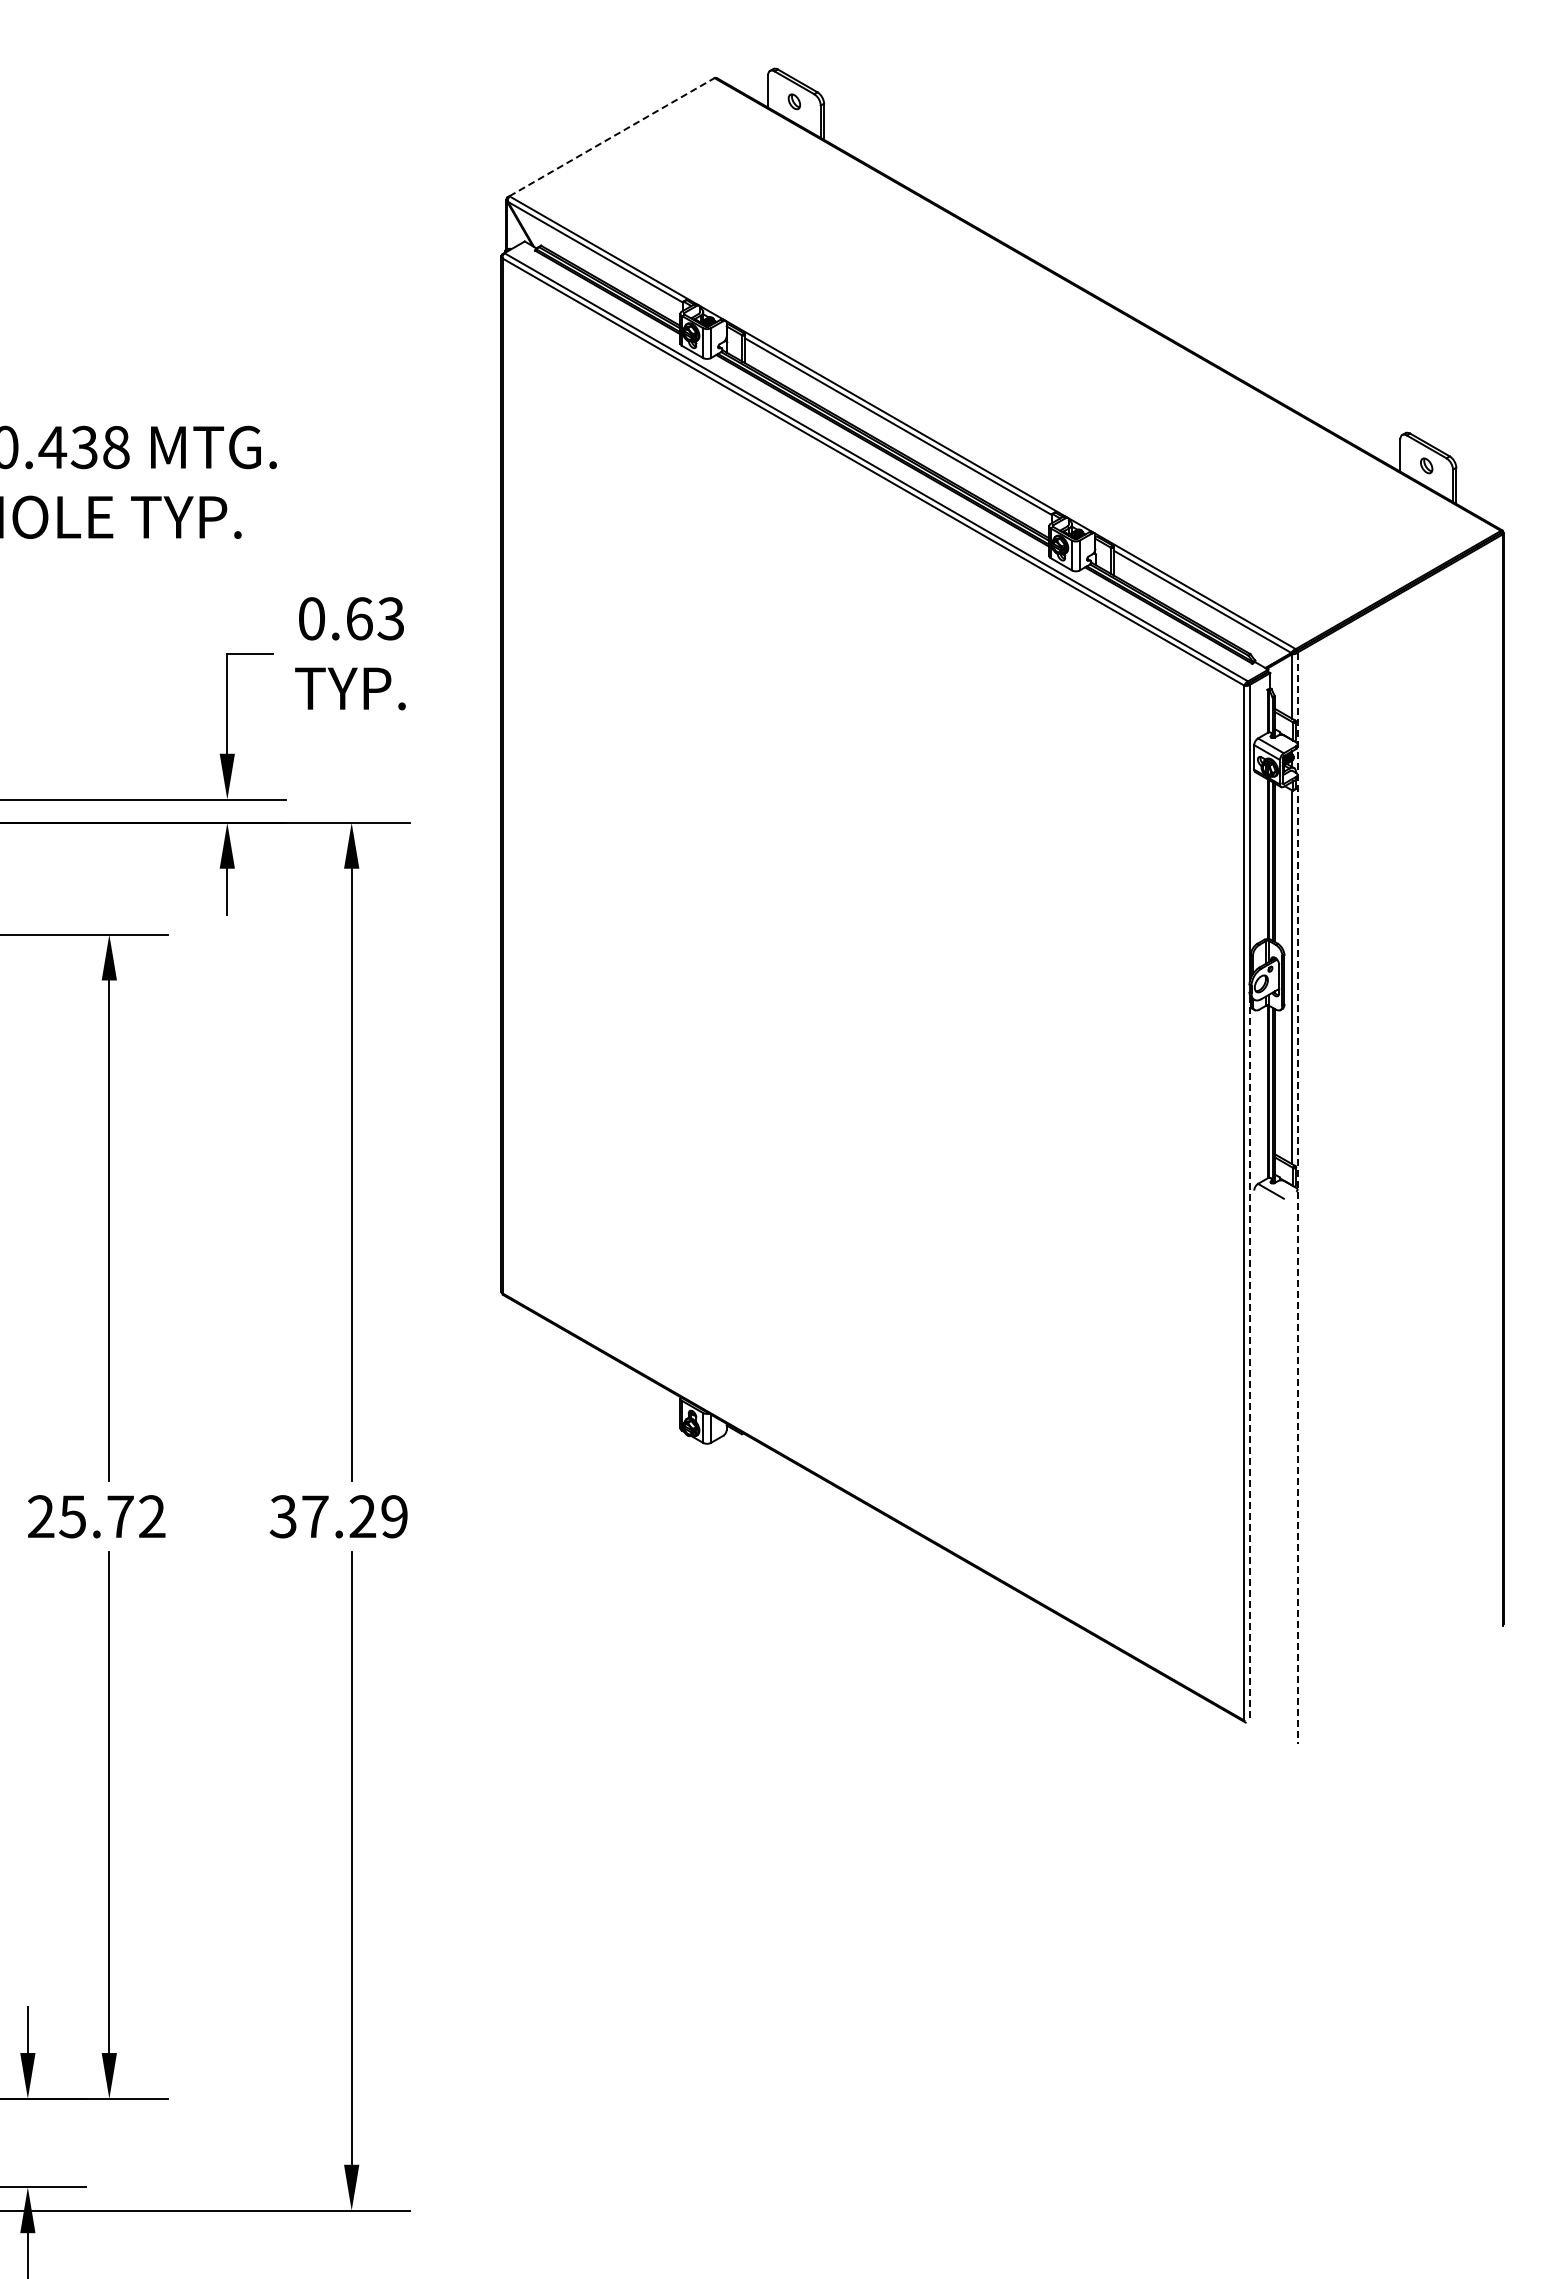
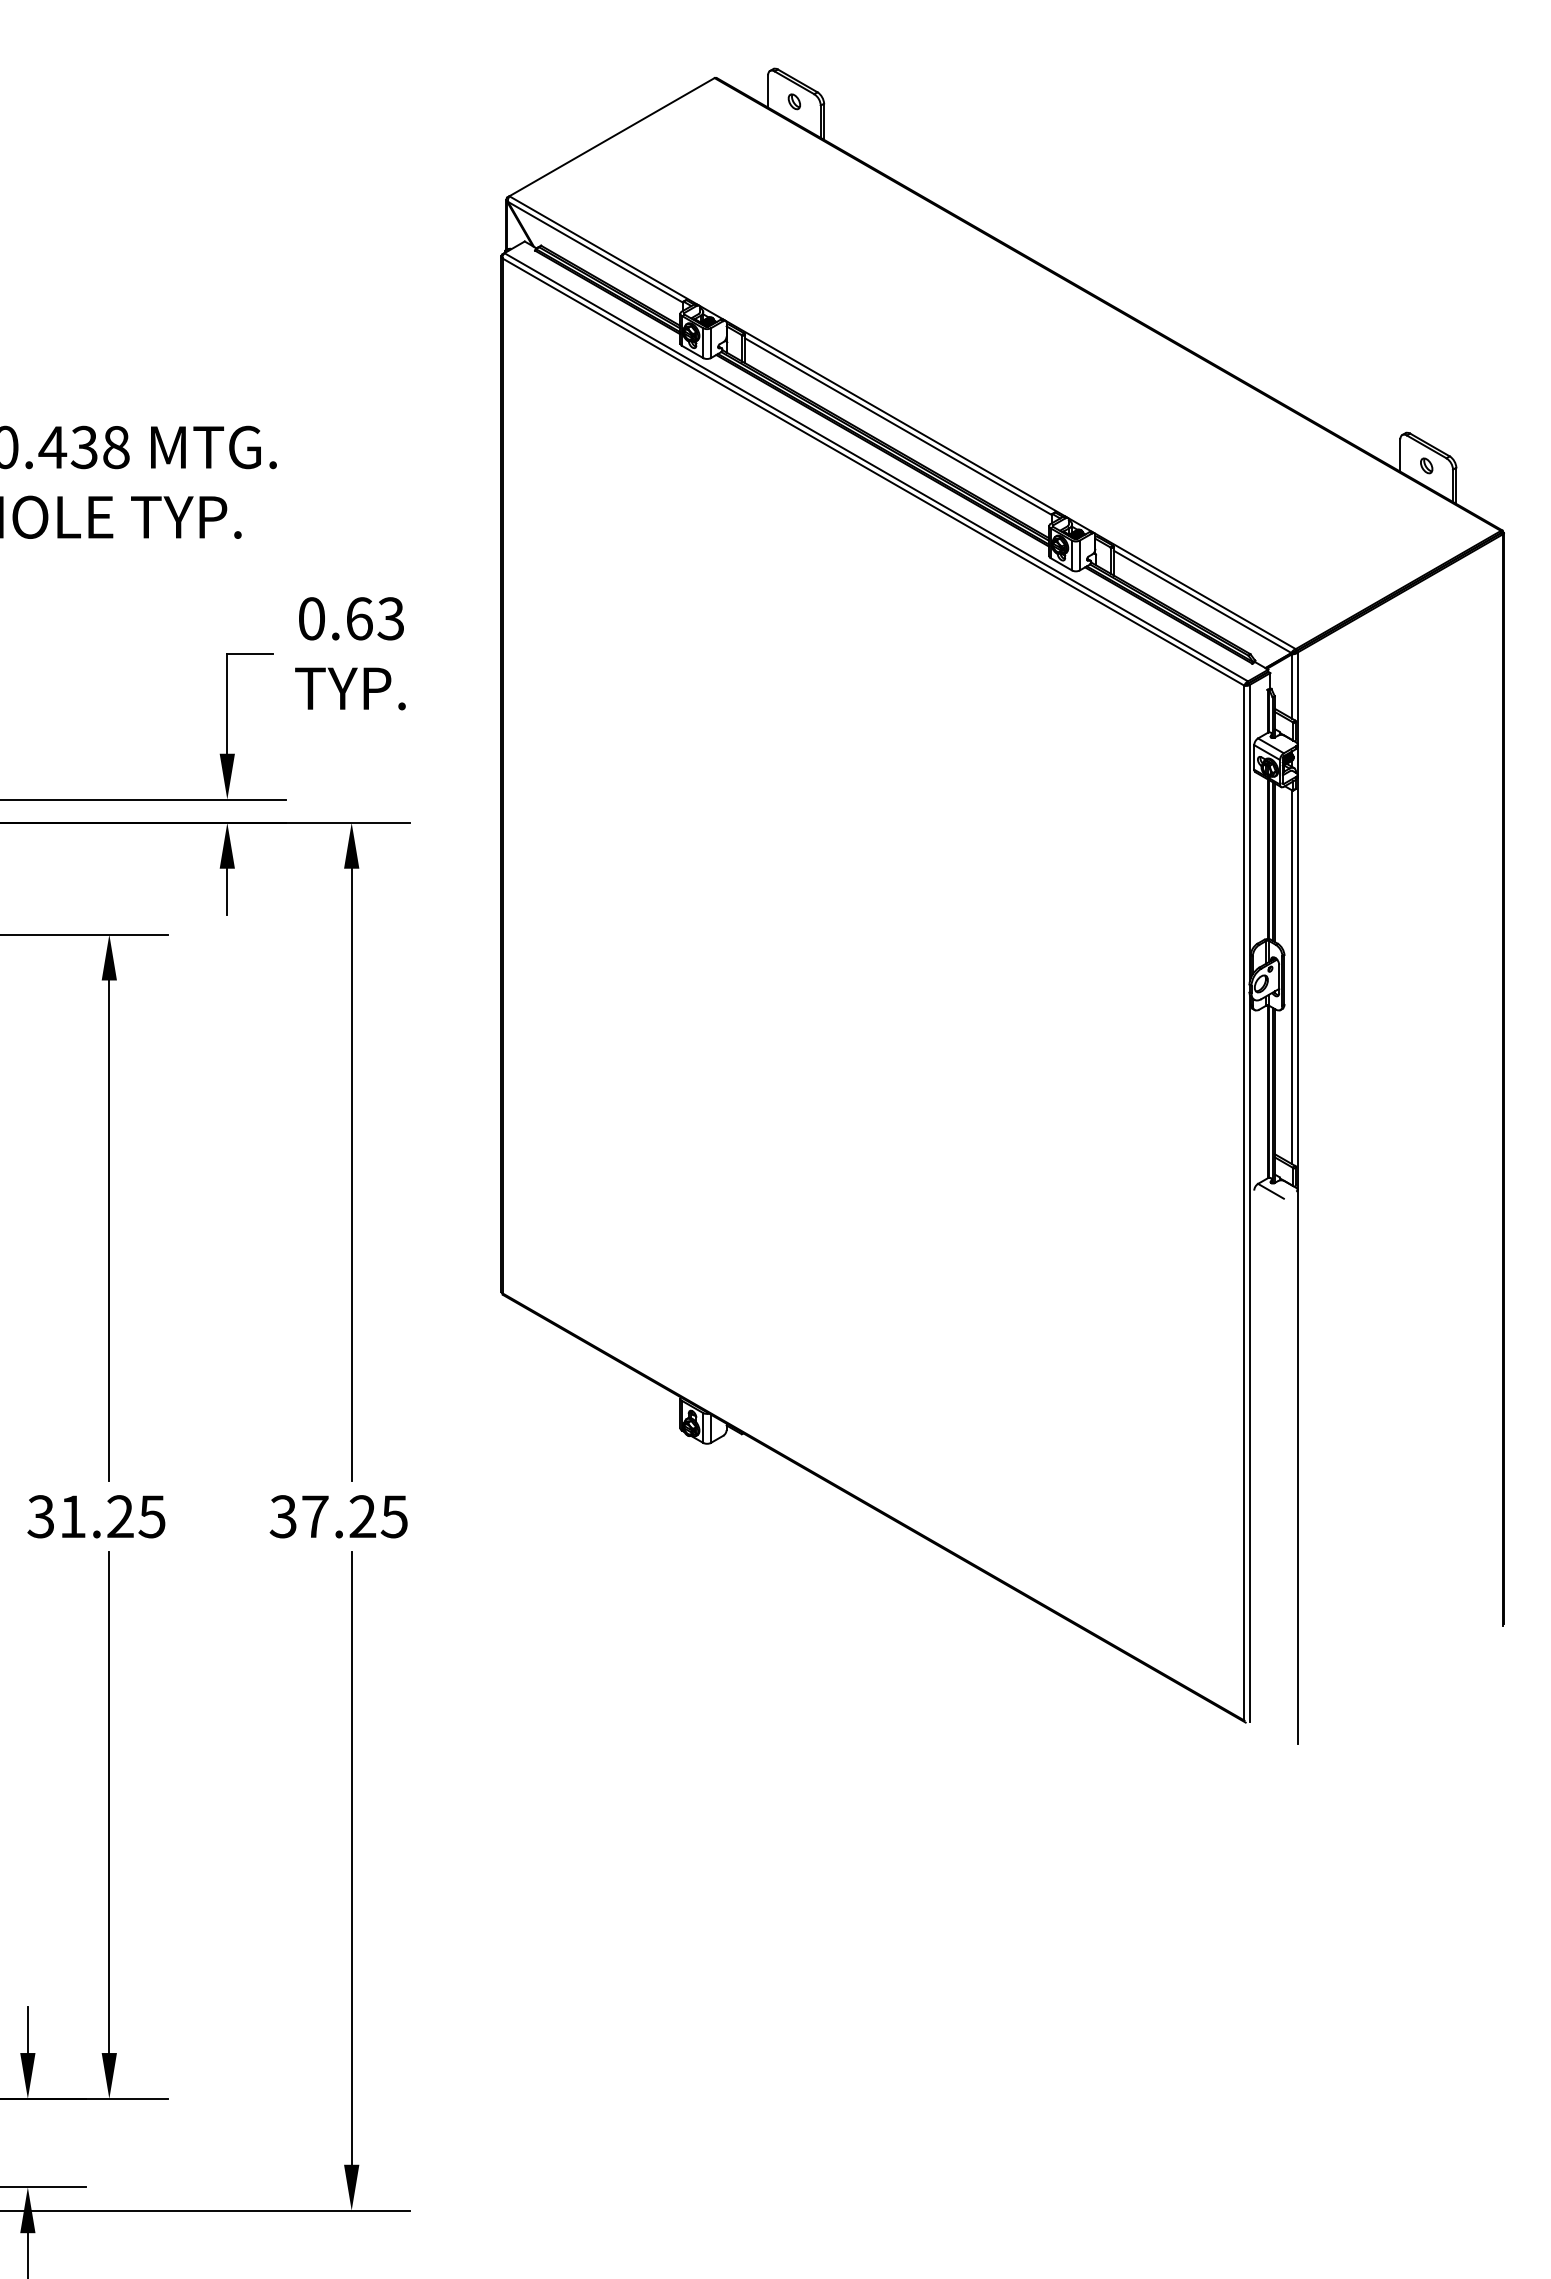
line: dashed -> solid (612, 136)
line: dashed -> solid (1297, 1198)
line: dashed -> solid (1250, 1358)
text: 25.72 -> 31.25 (96, 1516)
text: 37.29 -> 37.25 (393, 1516)
